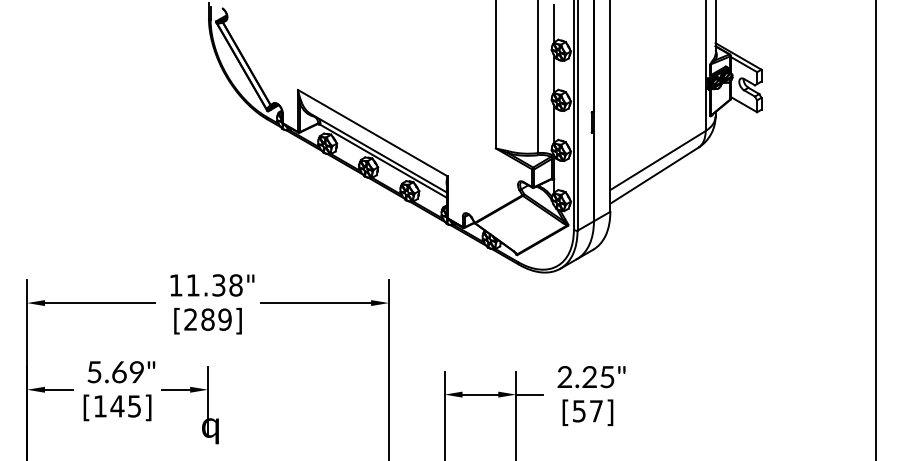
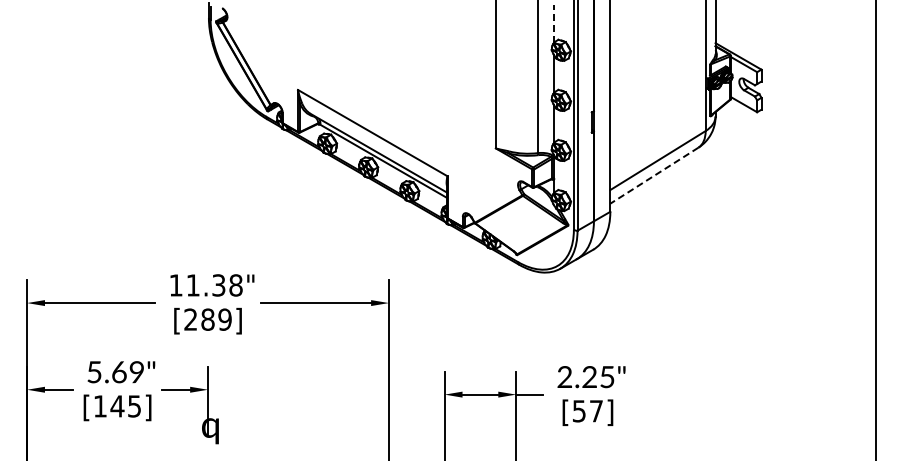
line: solid -> dashed (553, 23)
line: solid -> dashed (653, 175)
